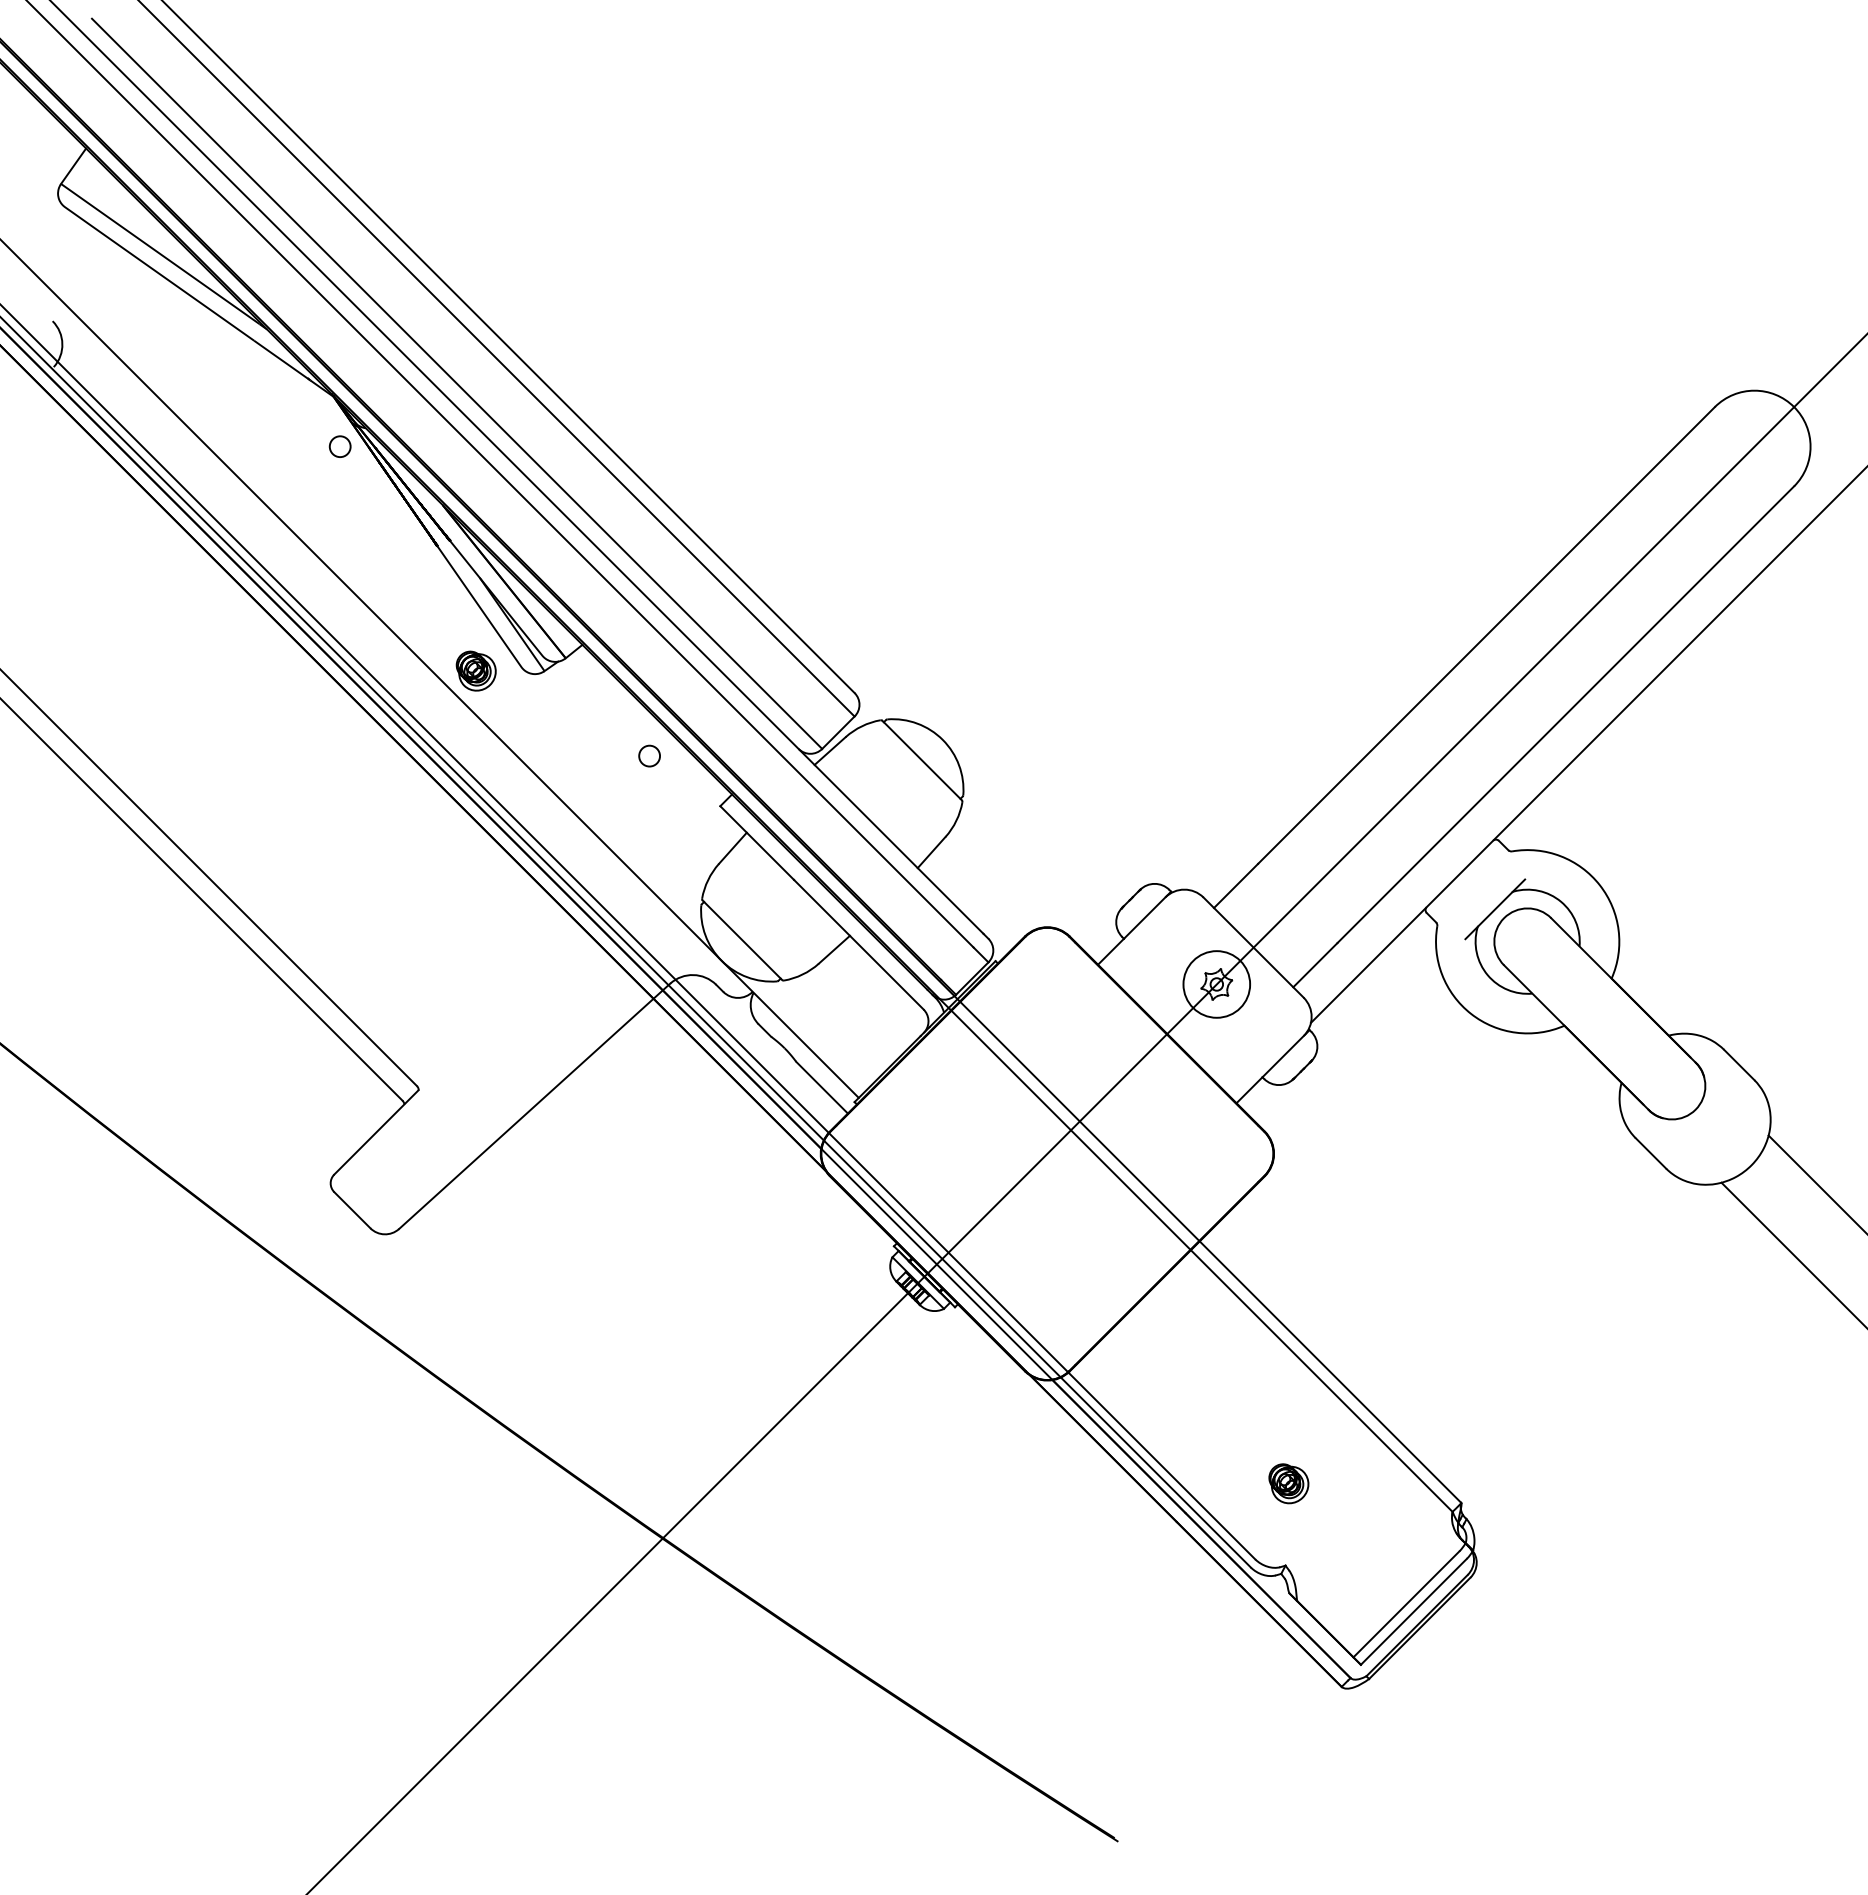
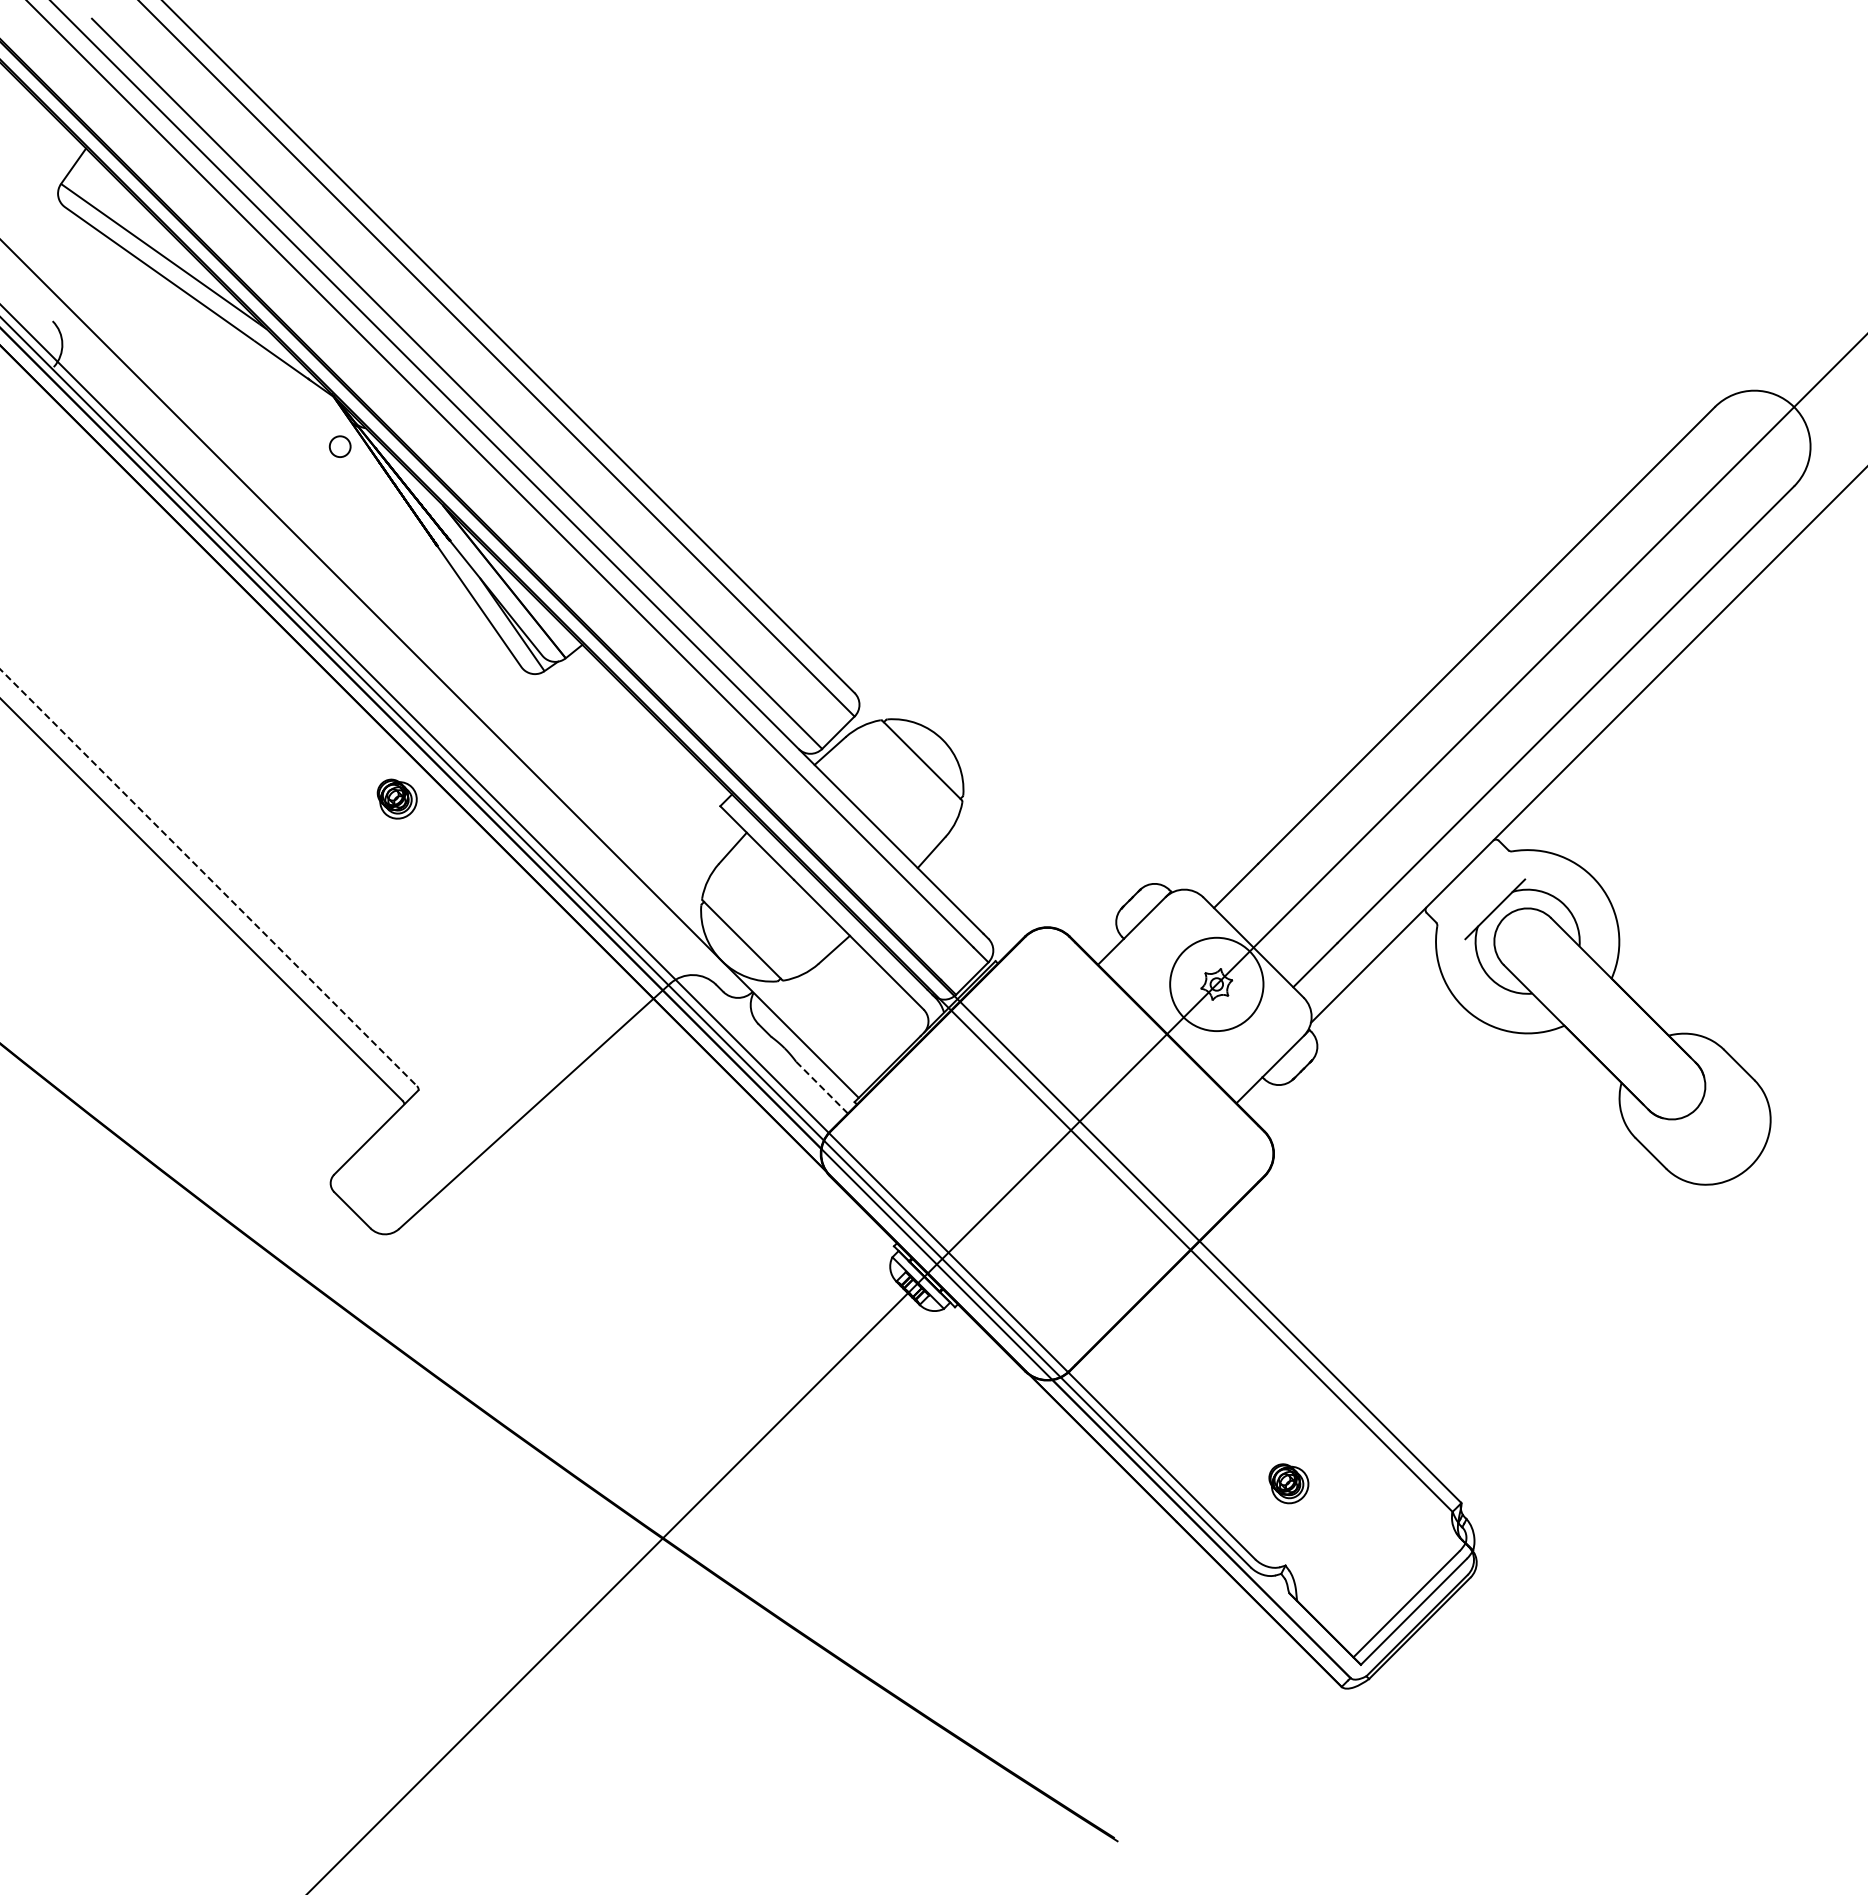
part position: (475, 670) -> (396, 798) (396, 798)
circle: present -> none (649, 755)
line: solid -> dashed (208, 877)
circle diameter: 67 px -> 93 px (1216, 984)
line: solid -> dashed (822, 1087)
line: present -> none (1816, 1183)
line: present -> none (1792, 1253)
